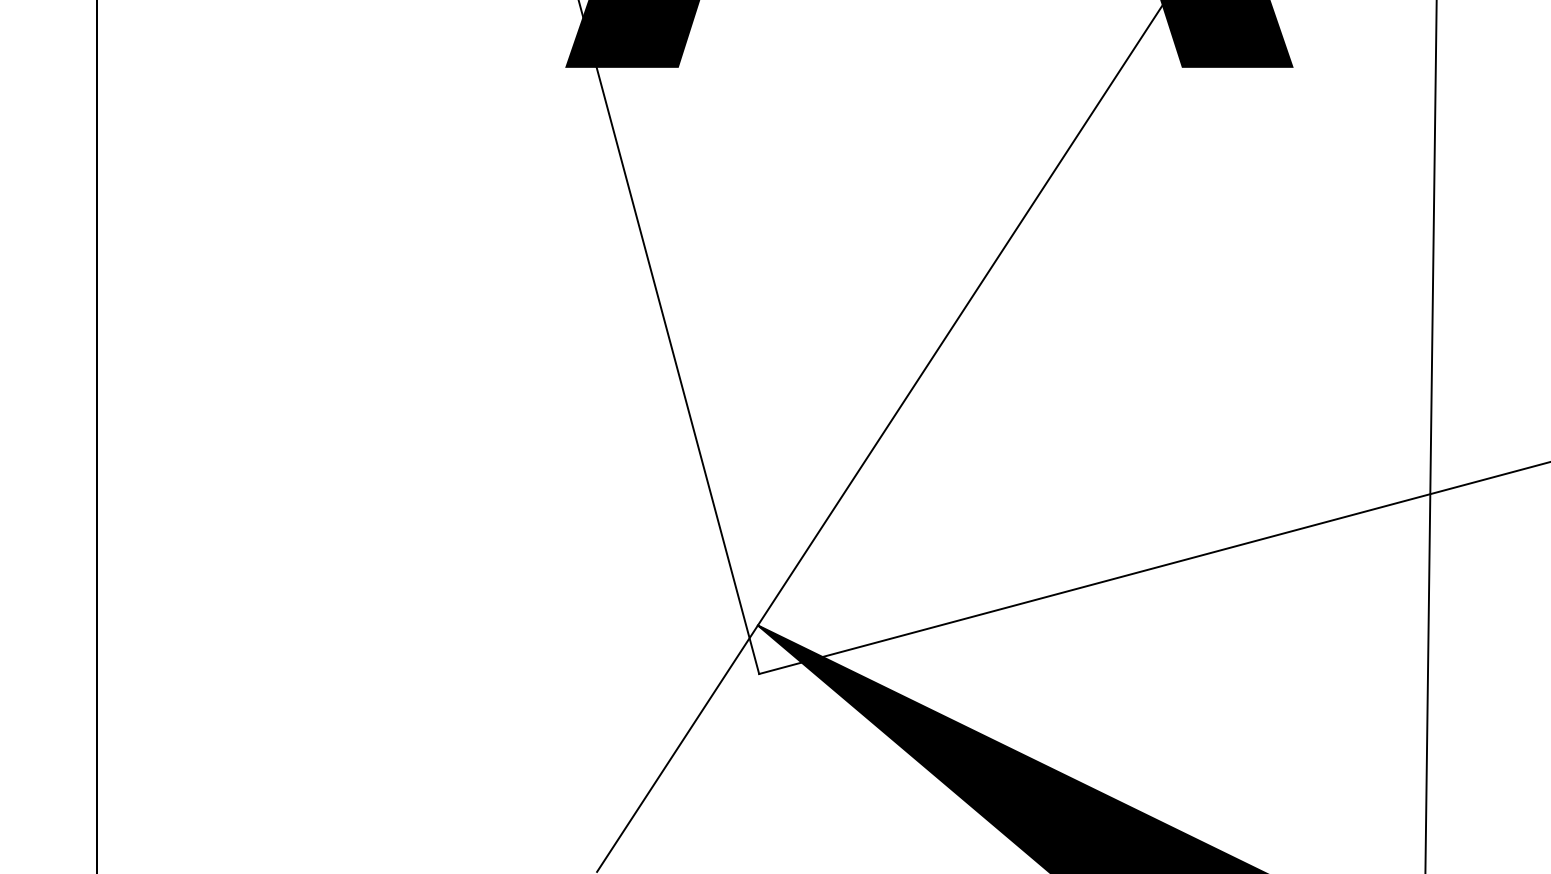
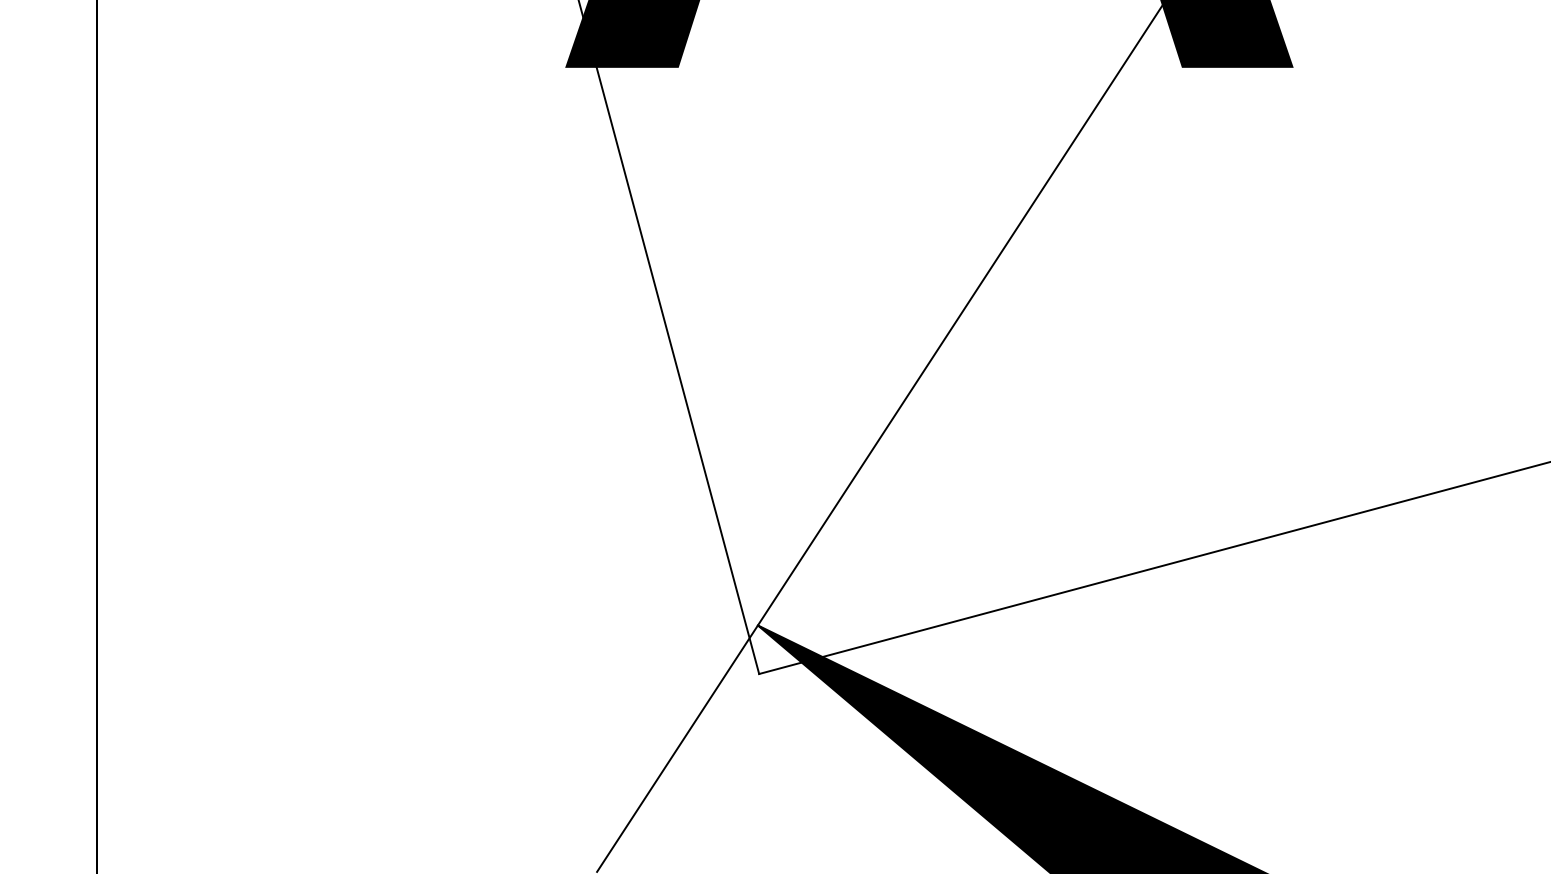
line: present -> none (1430, 436)
